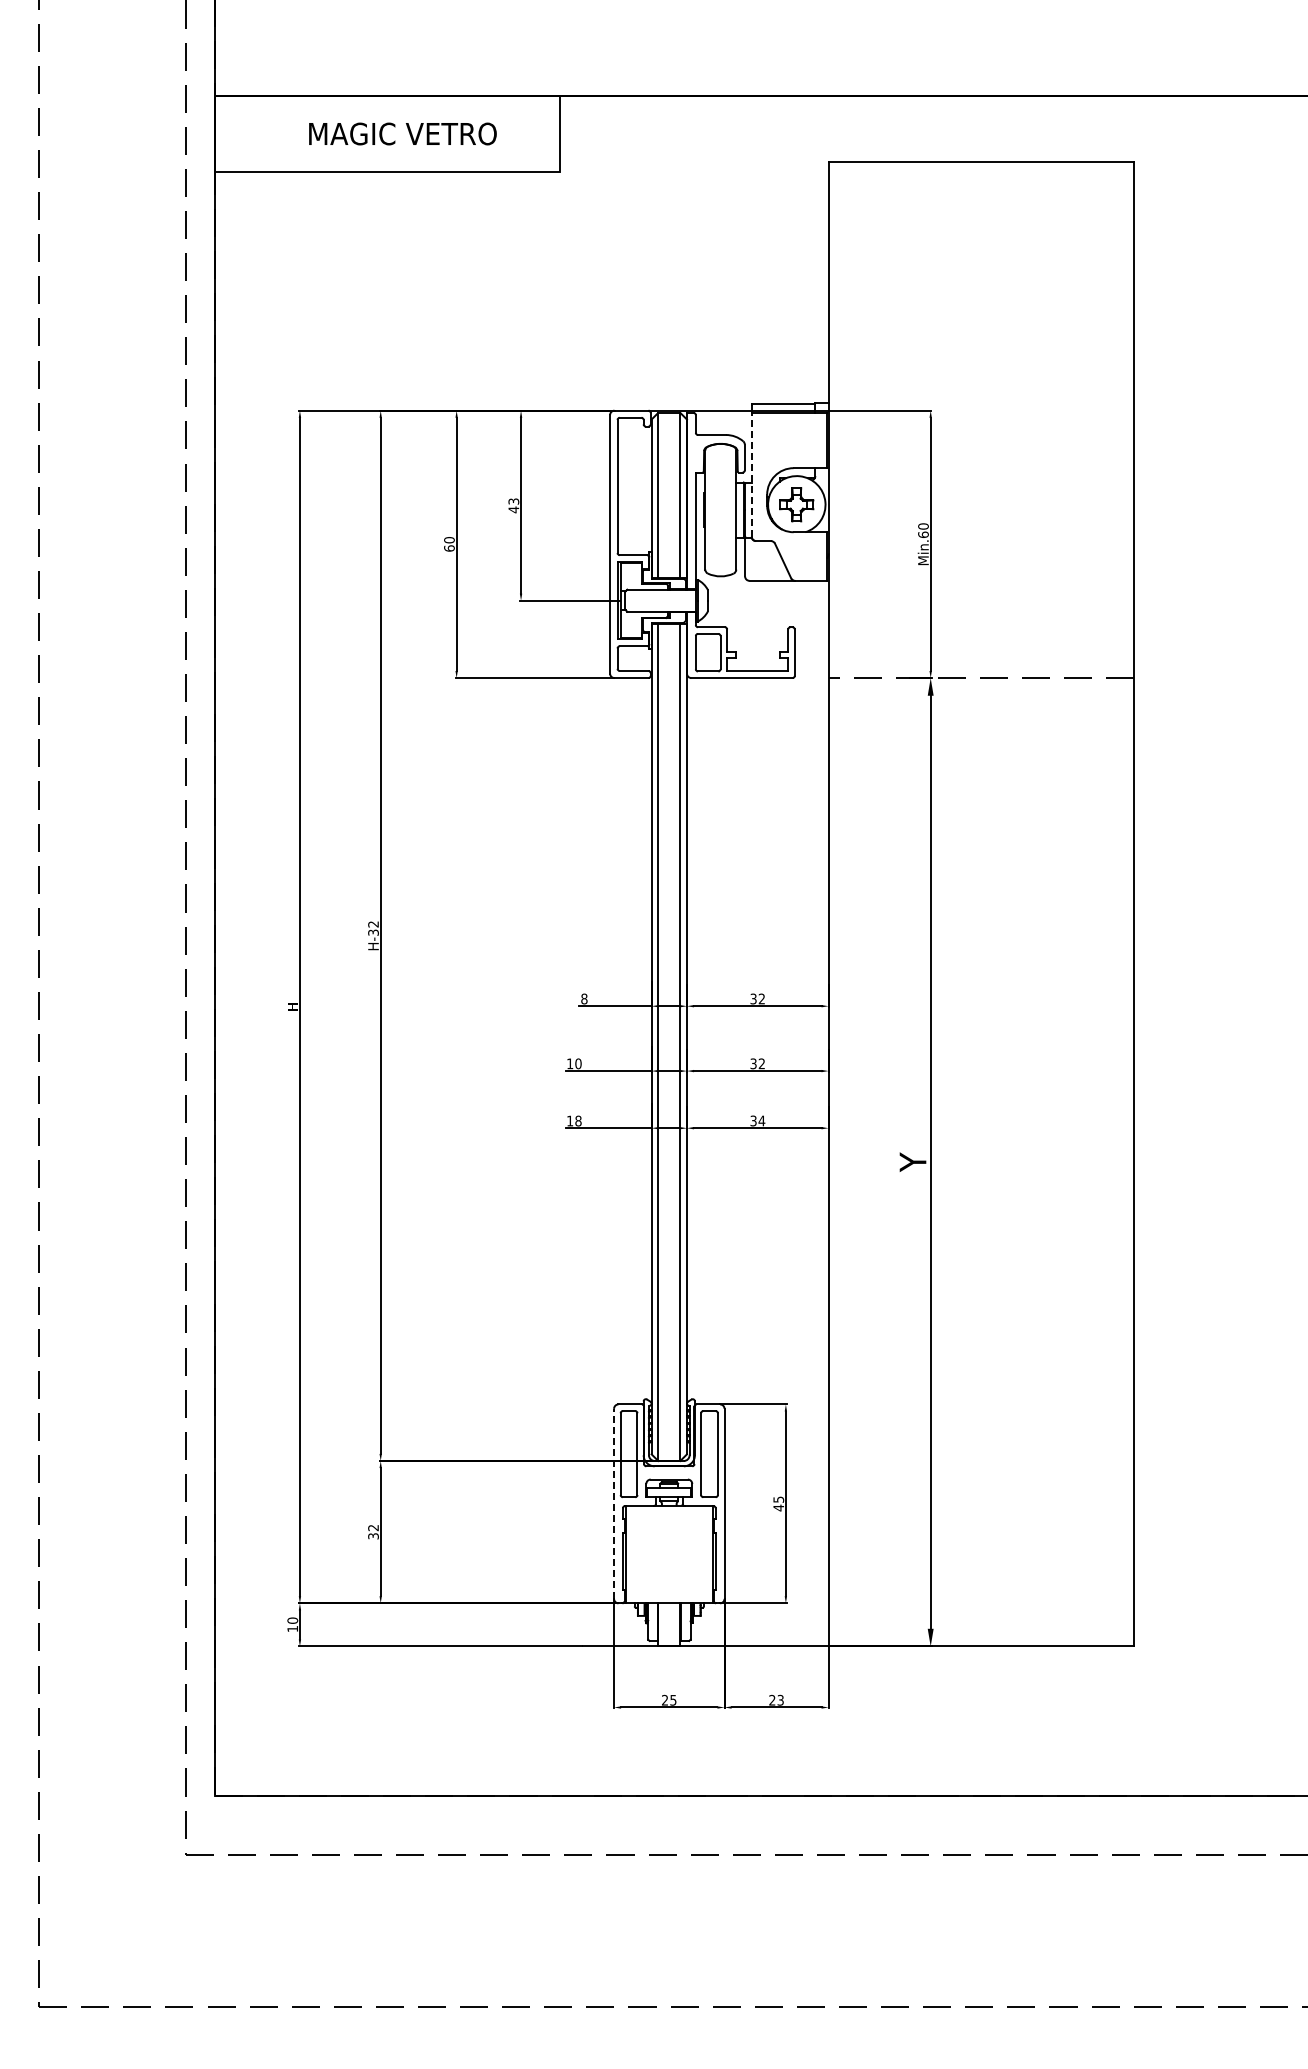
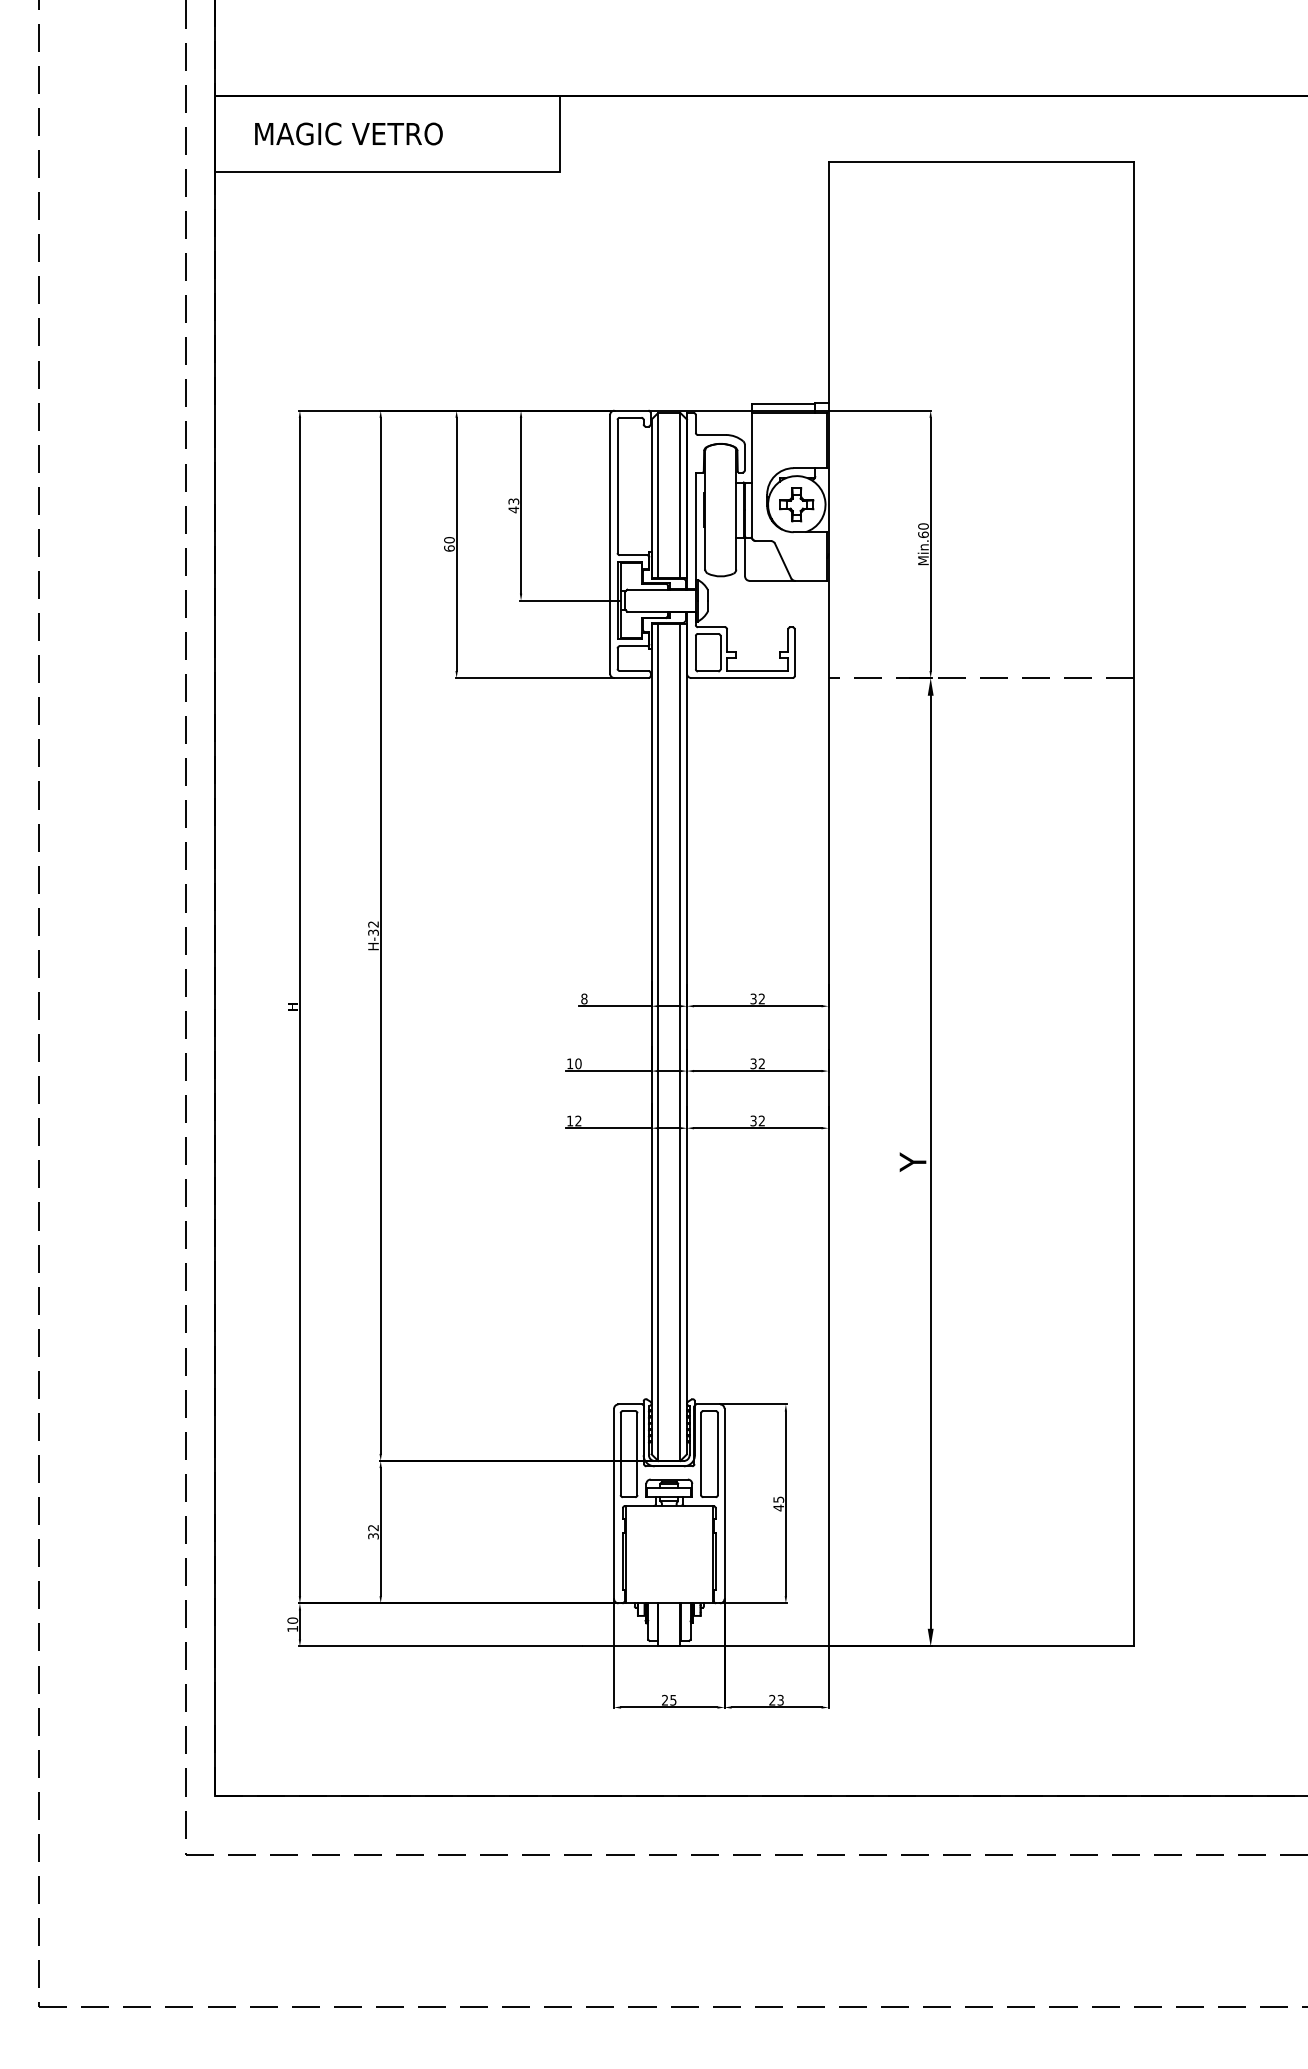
text position: (402, 133) -> (348, 133) (348, 133)
line: dashed -> solid (751, 474)
text: 18 -> 12 (578, 1120)
text: 34 -> 32 (761, 1120)
line: dashed -> solid (614, 1503)
